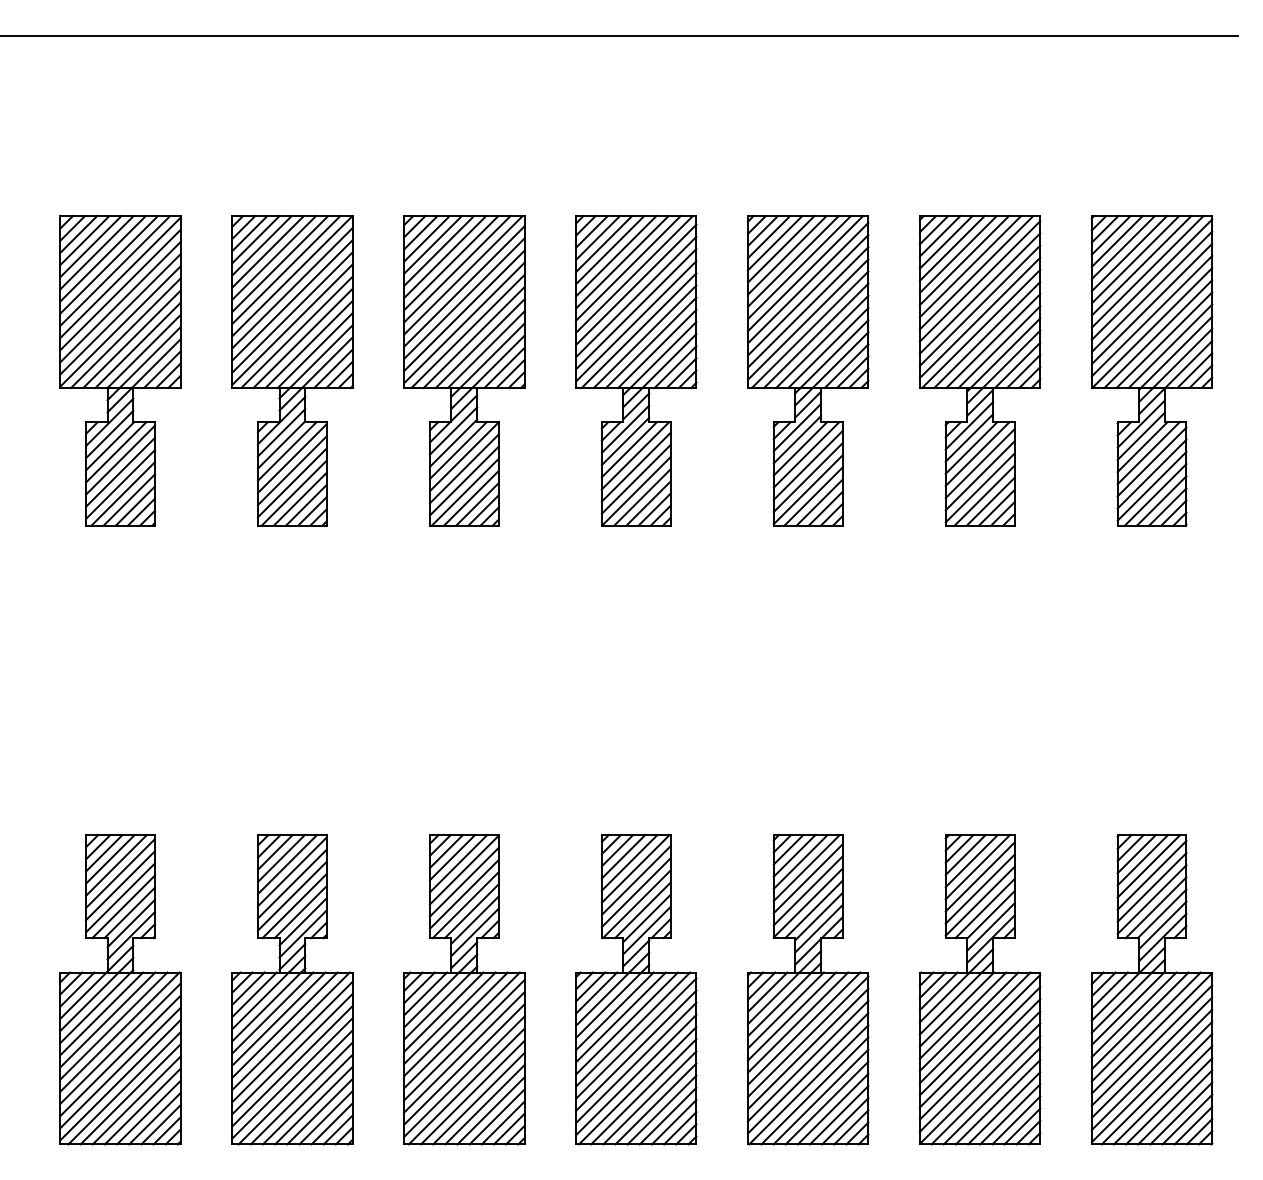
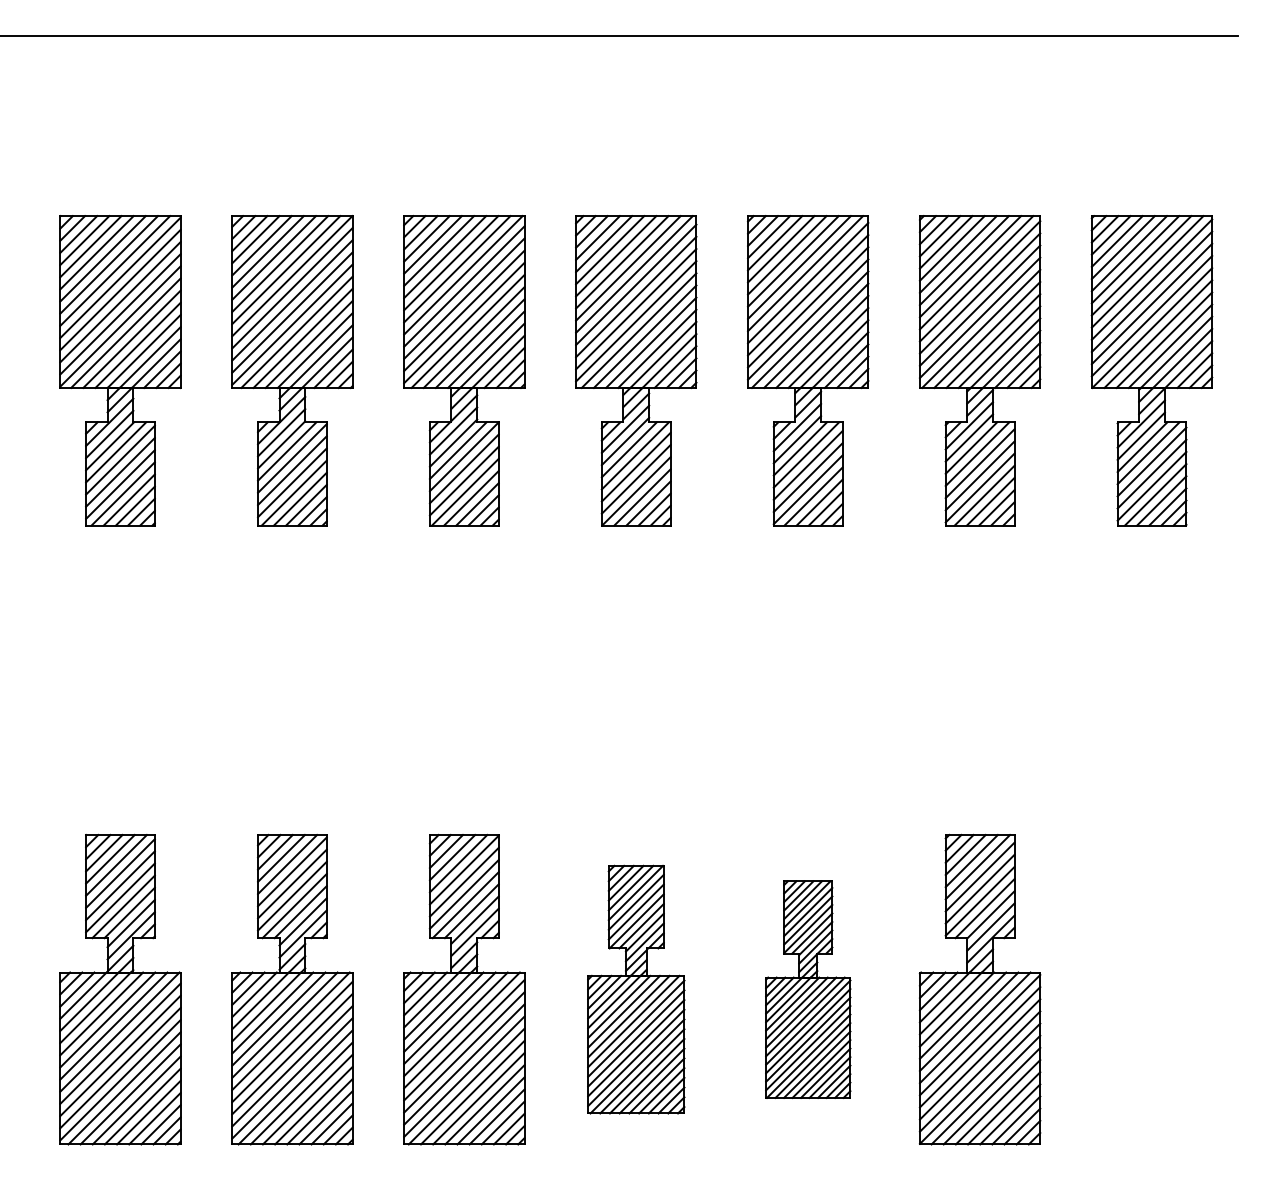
part size: 123x313 px -> 99x251 px (636, 989)
part size: 123x313 px -> 87x219 px (808, 989)
part: present -> none (1151, 989)
